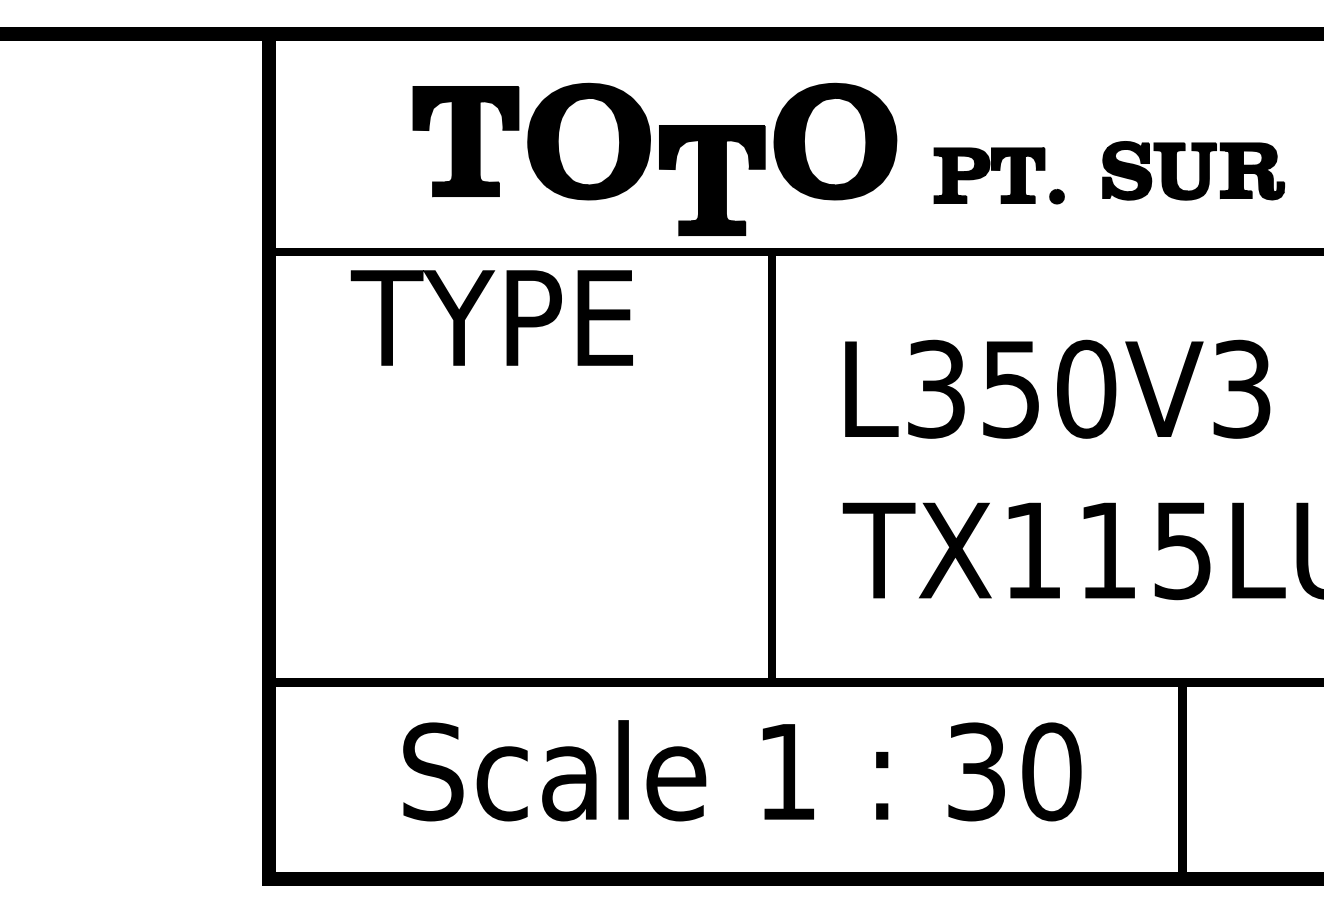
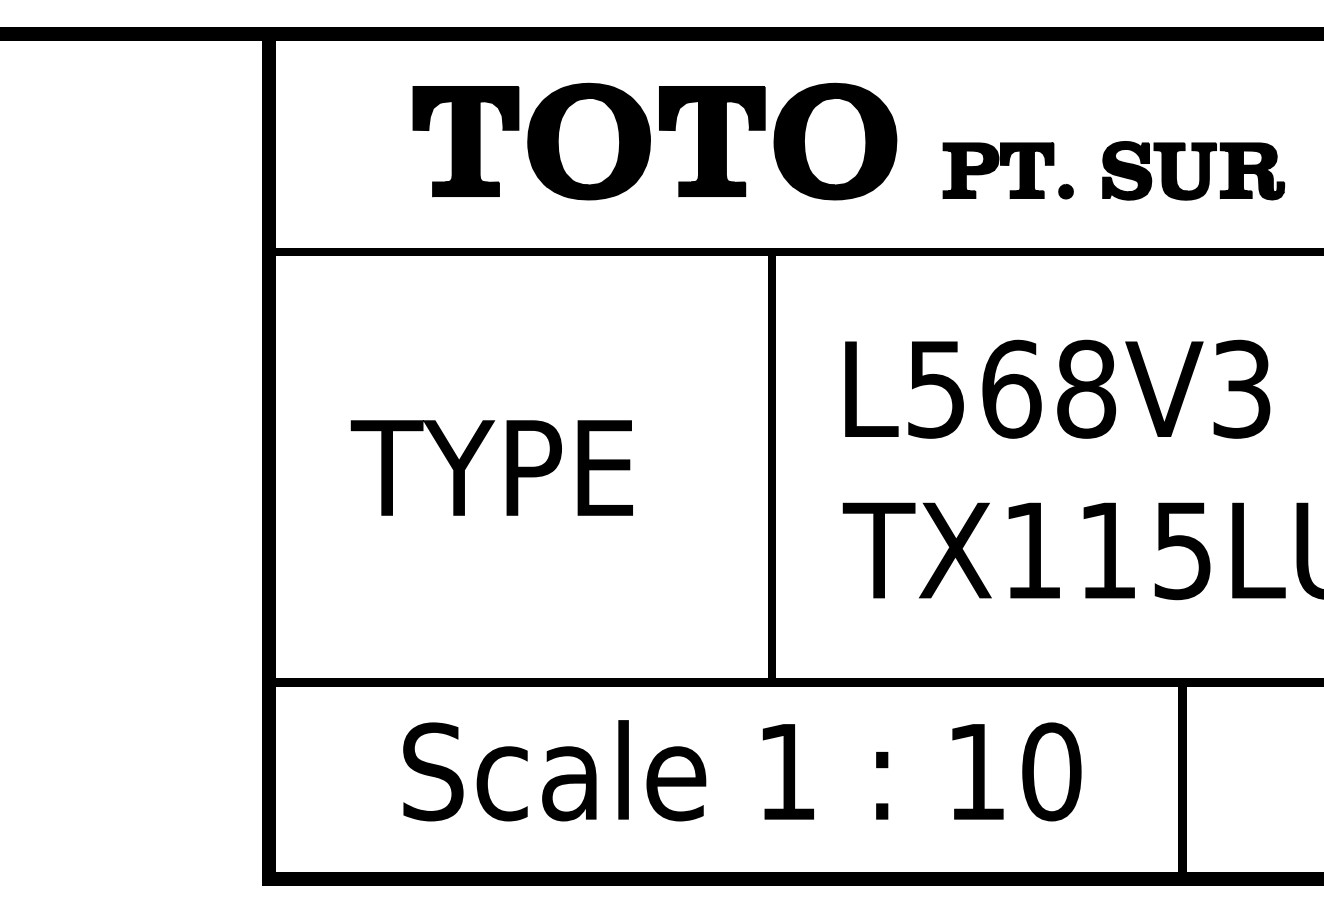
part position: (998, 175) -> (1007, 170) (1007, 170)
part position: (712, 180) -> (712, 141) (712, 141)
text position: (491, 317) -> (491, 467) (491, 467)
text: L350V3 -> L568V3 (1012, 388)
text: 30 -> 10 (976, 771)
